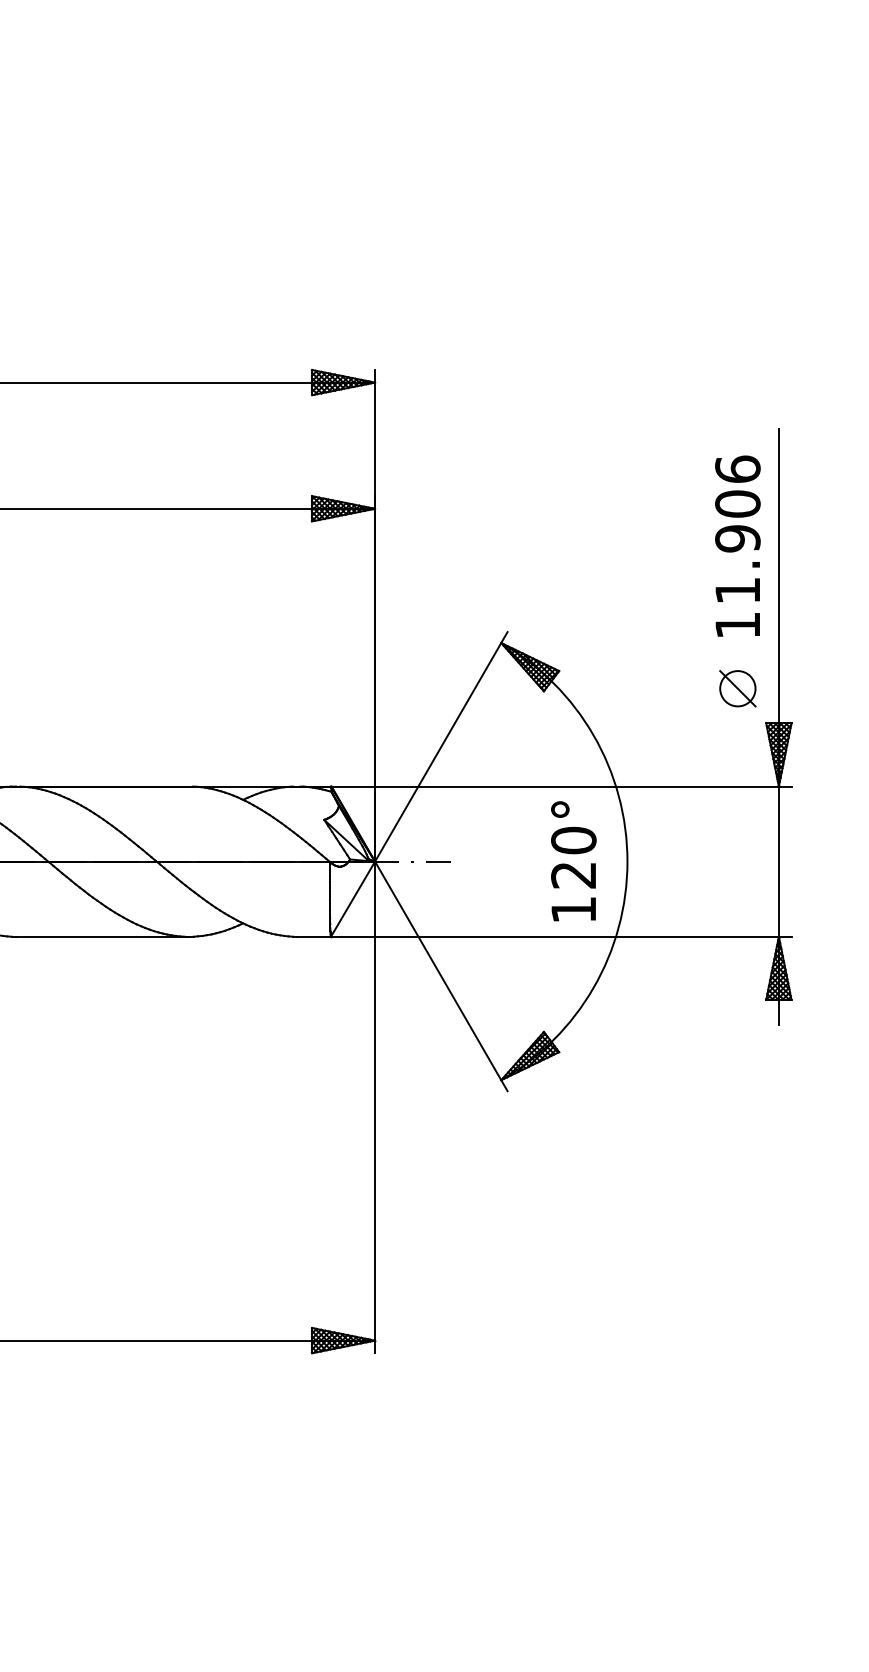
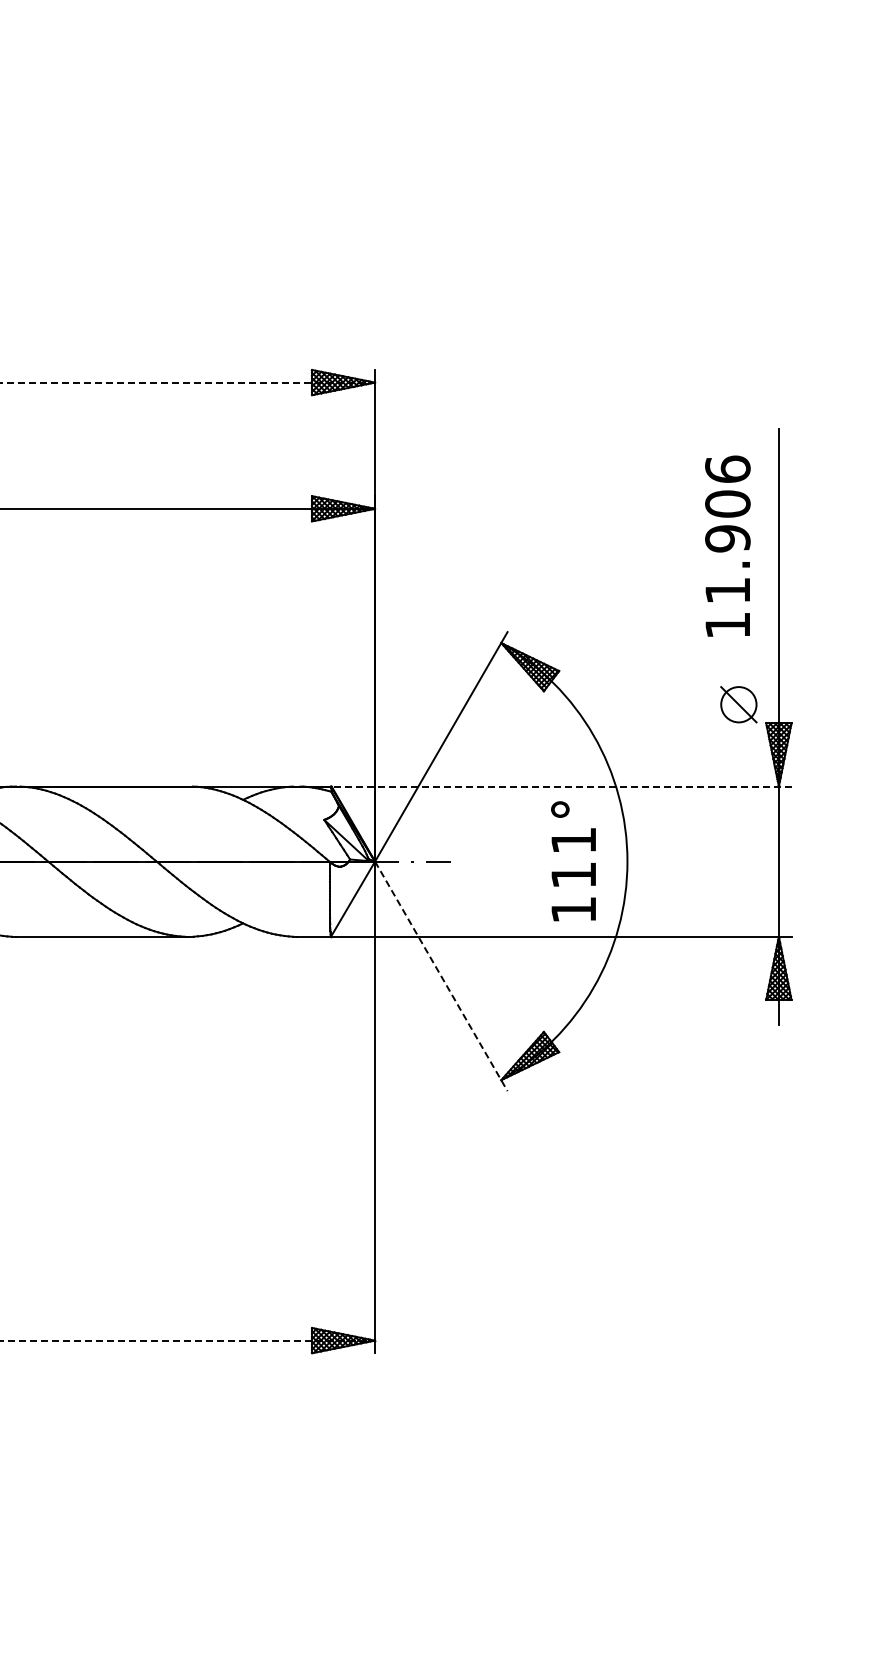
line: solid -> dashed (188, 382)
text position: (737, 545) -> (727, 545) (727, 545)
part position: (737, 688) -> (738, 704) (738, 704)
line: solid -> dashed (561, 786)
text: 120° -> 111° (573, 857)
line: solid -> dashed (441, 976)
line: solid -> dashed (188, 1340)
